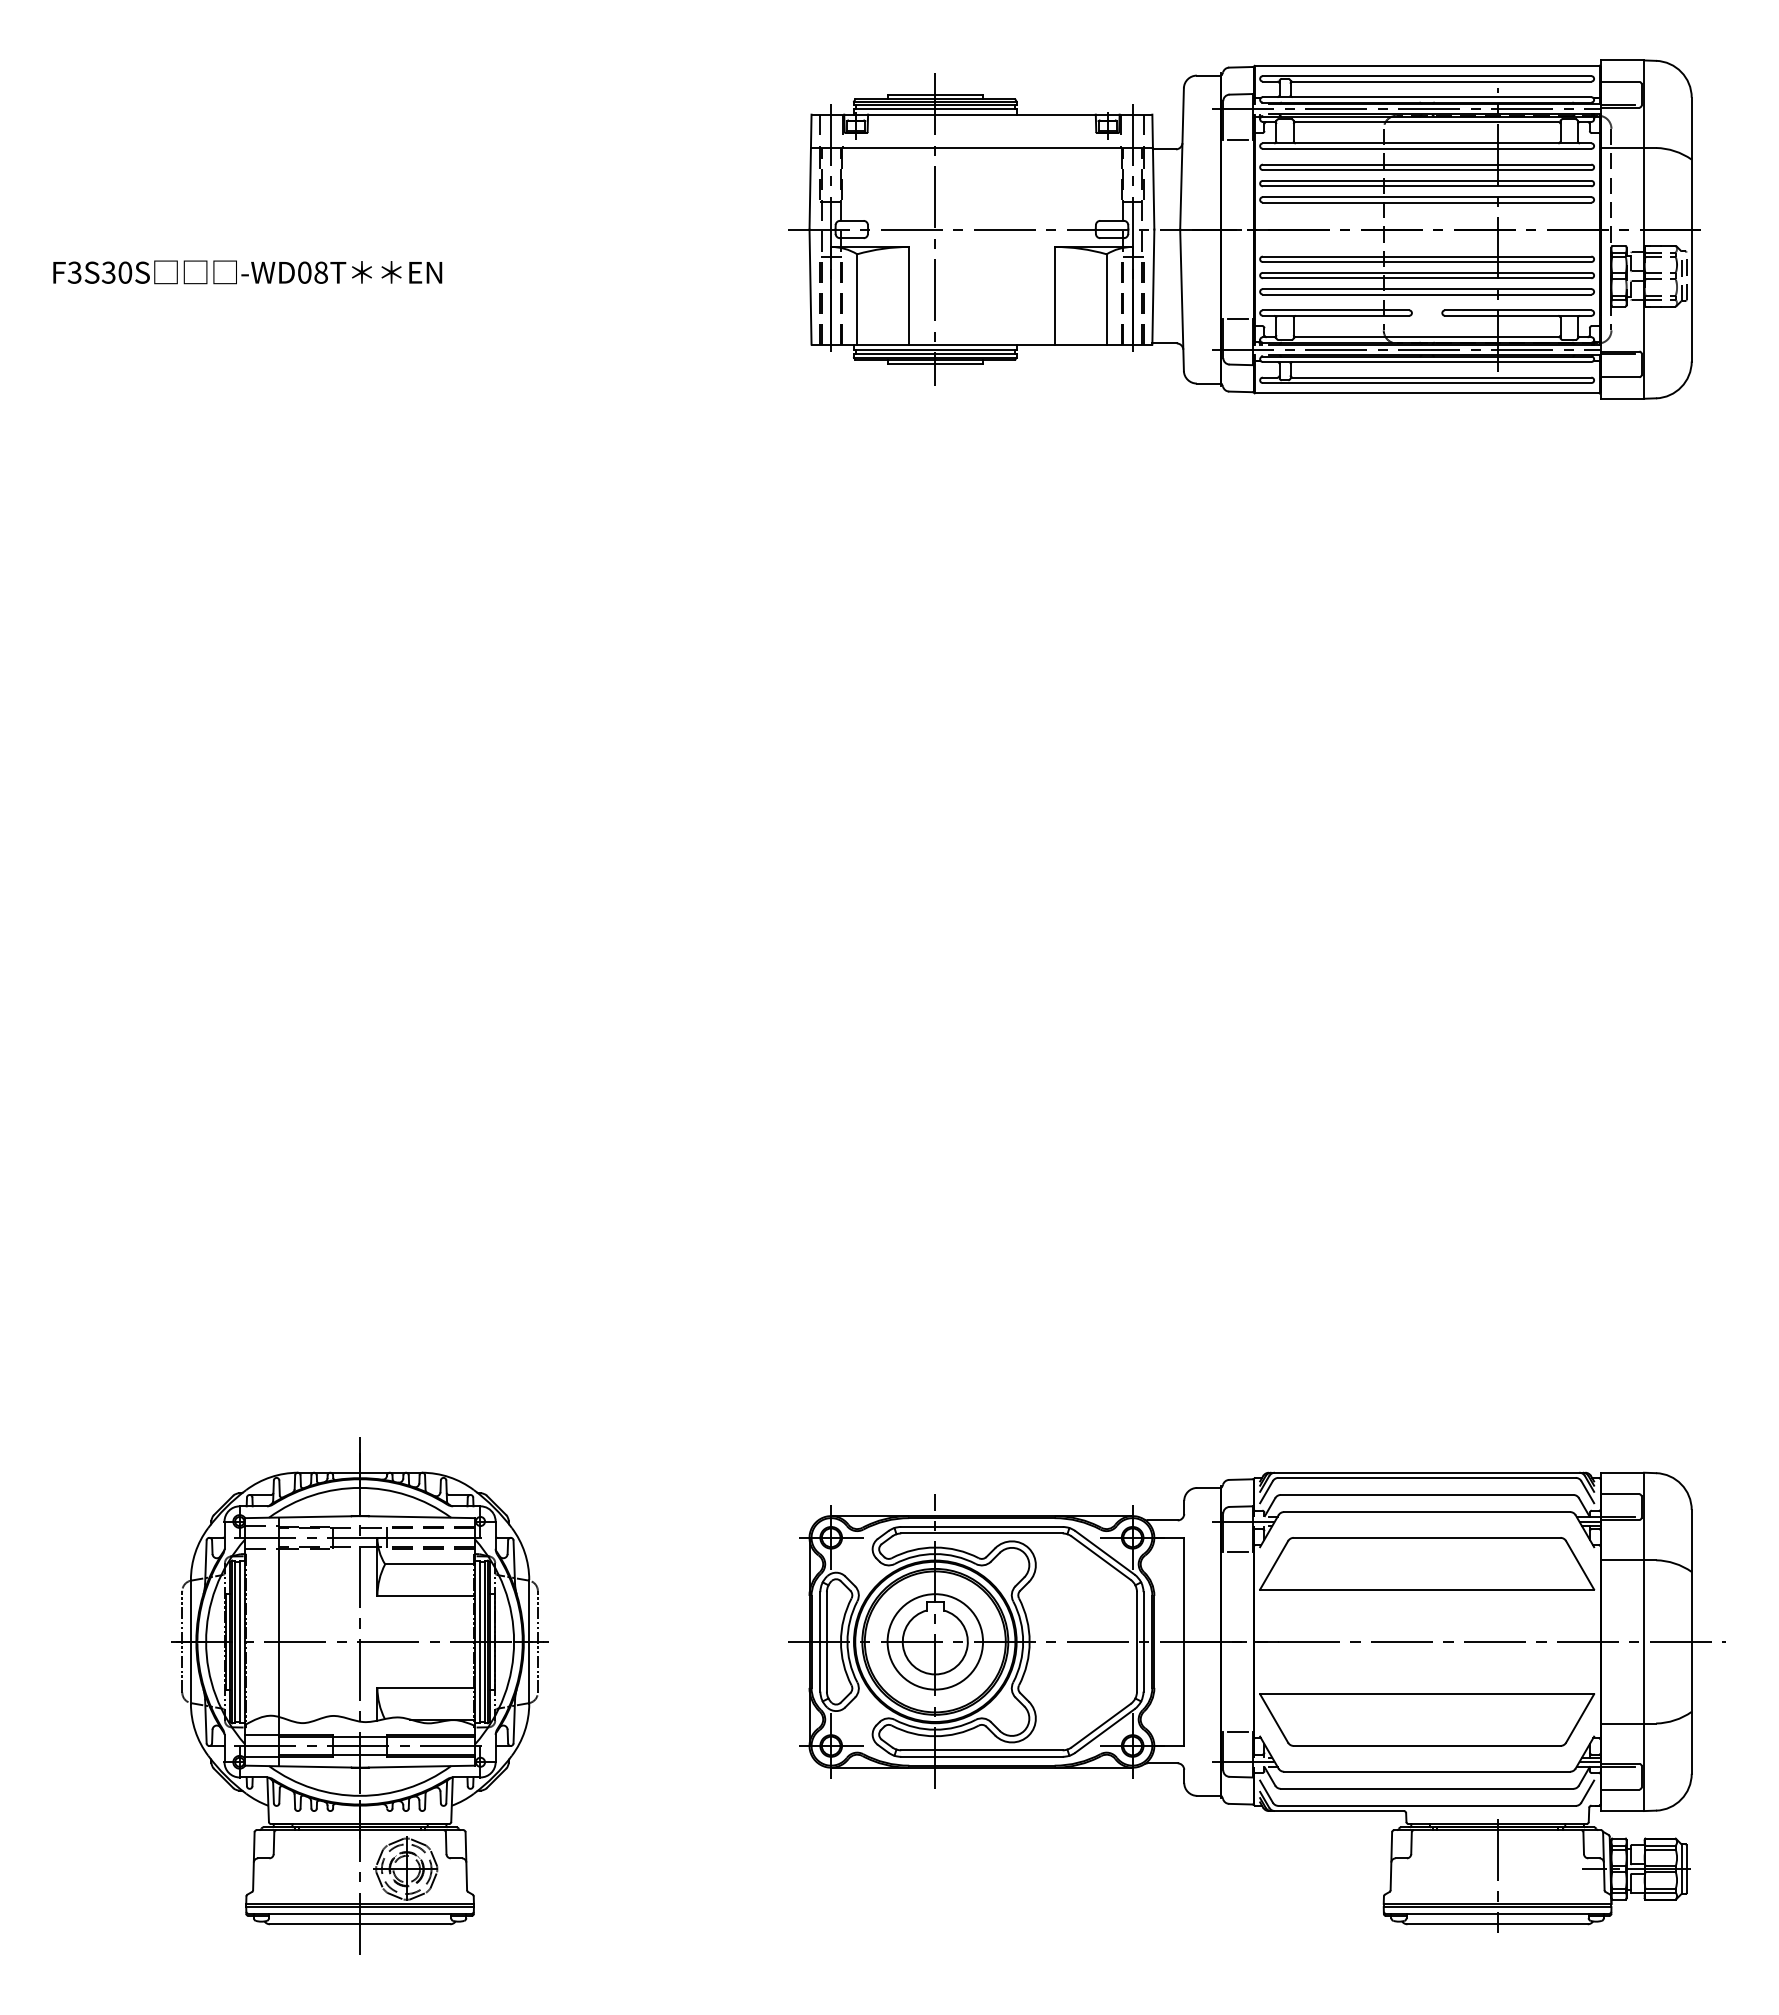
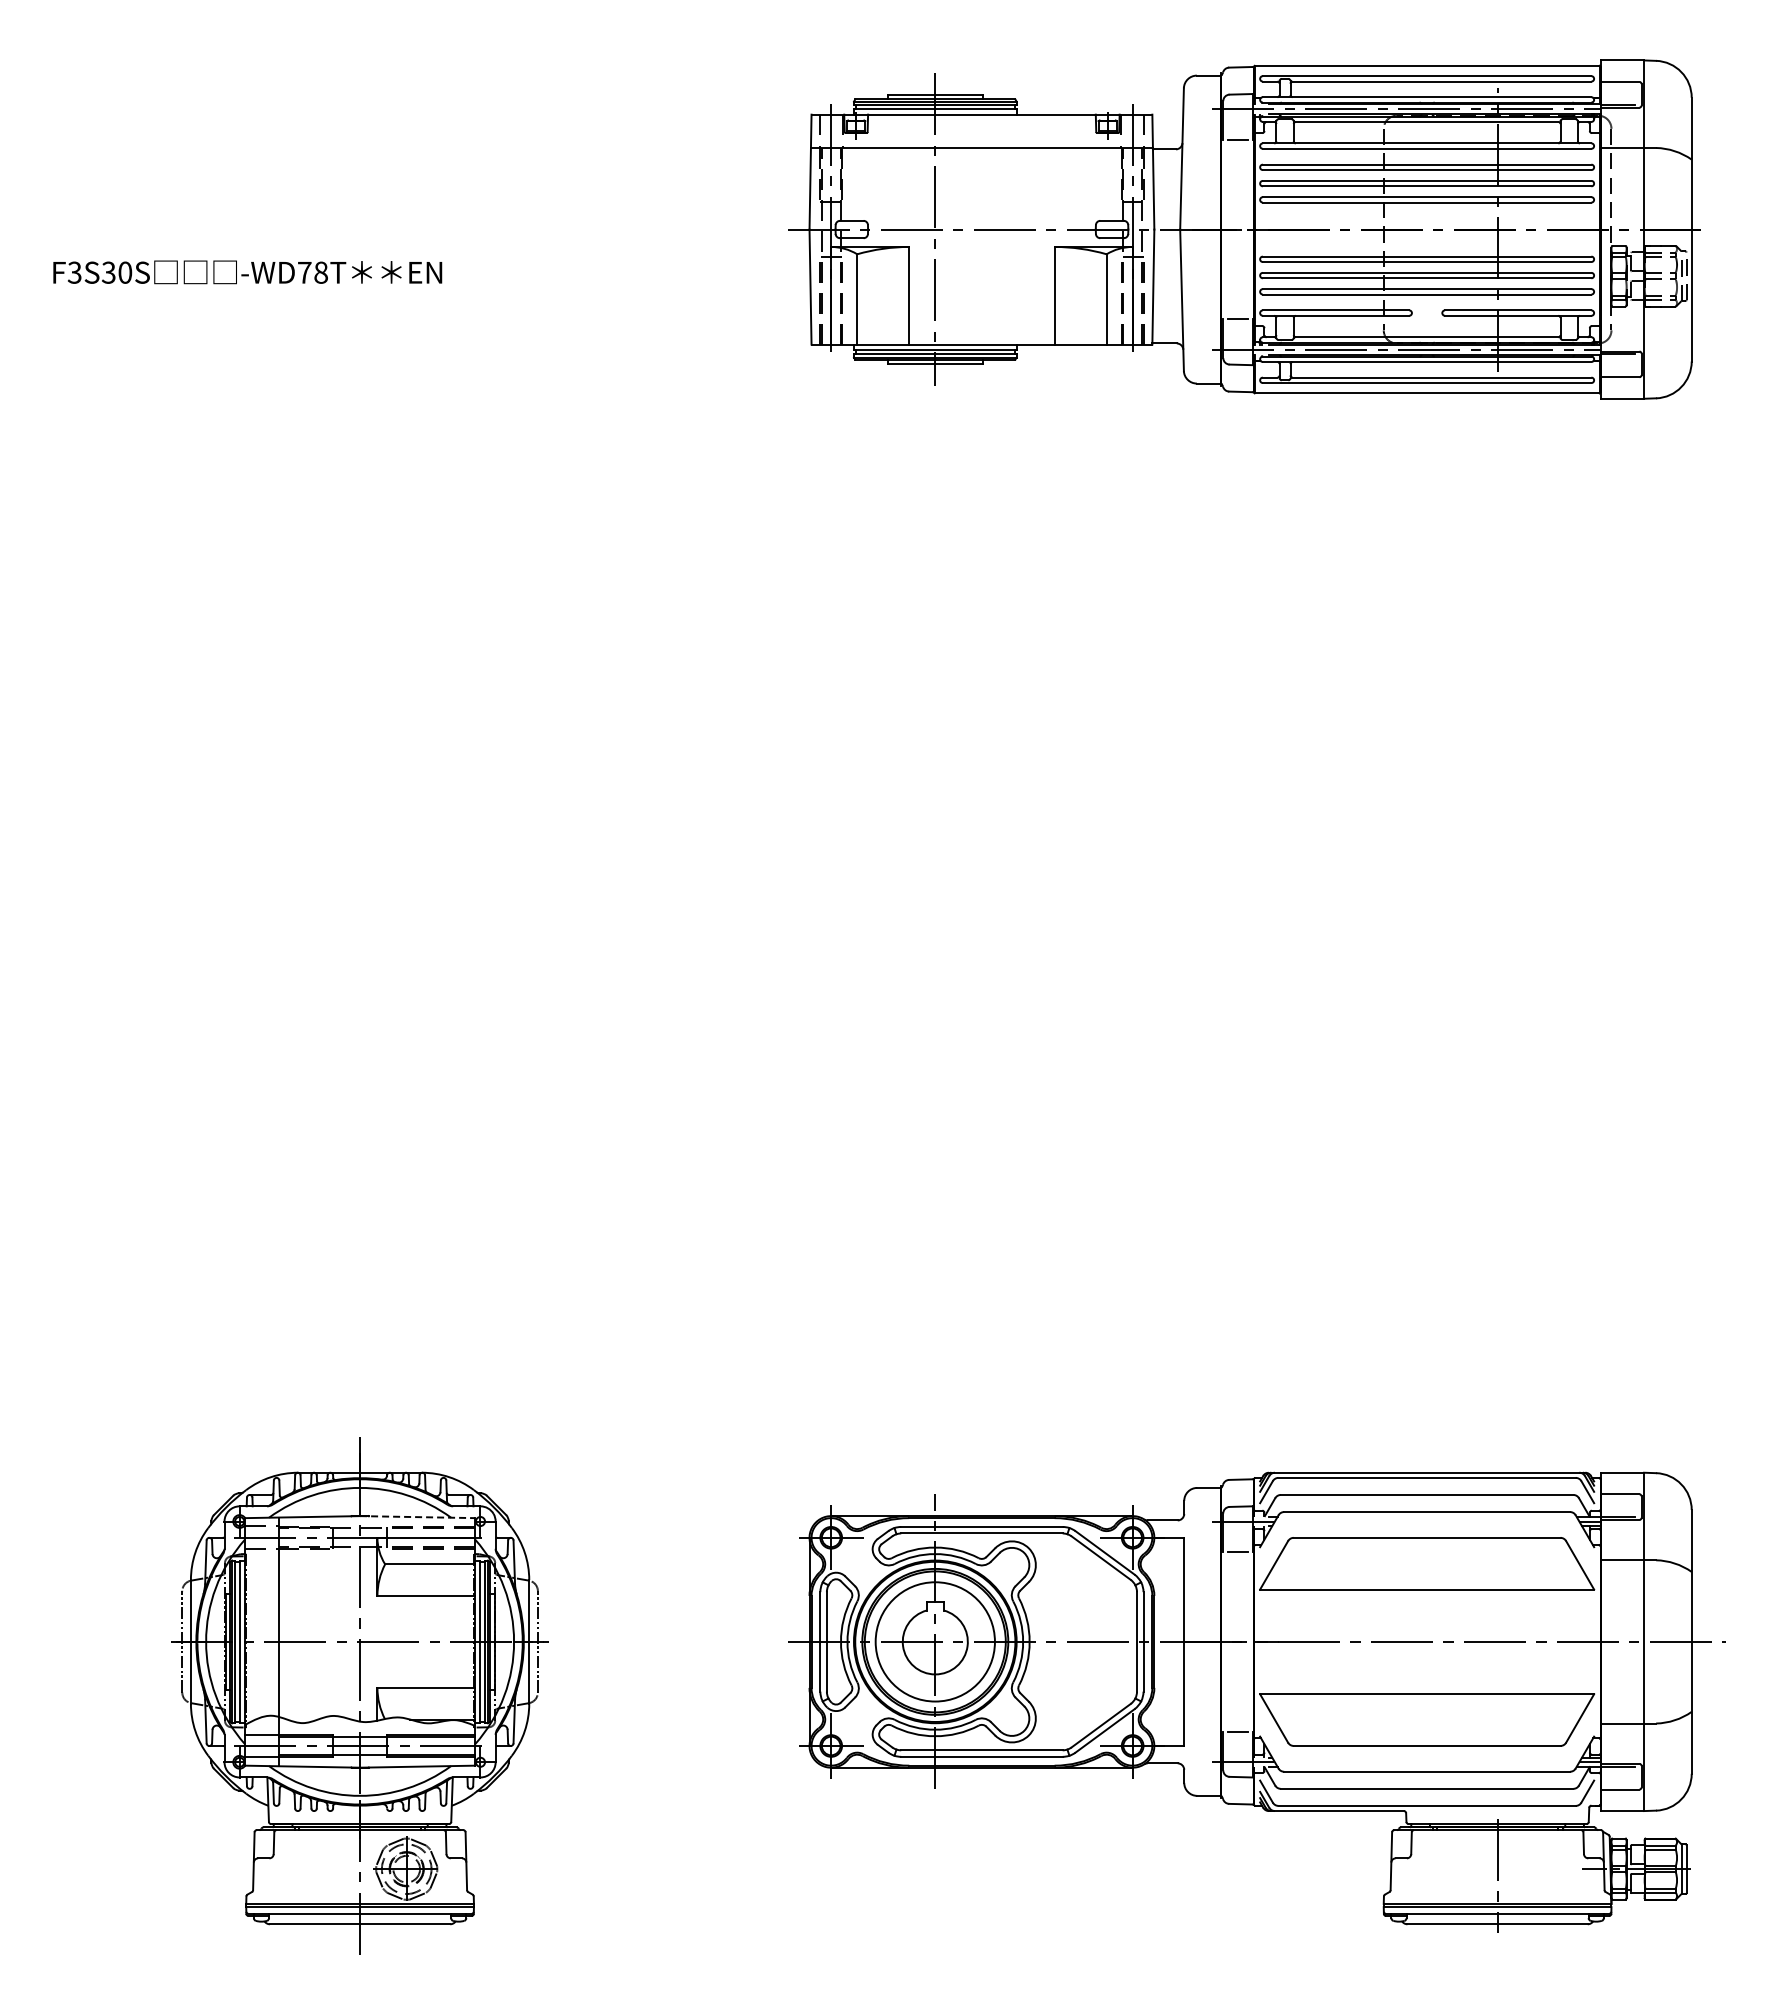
text: -WD08T -> -WD78T (304, 272)
line: solid -> dashed (418, 1517)
circle diameter: 95 px -> 119 px (934, 1641)
